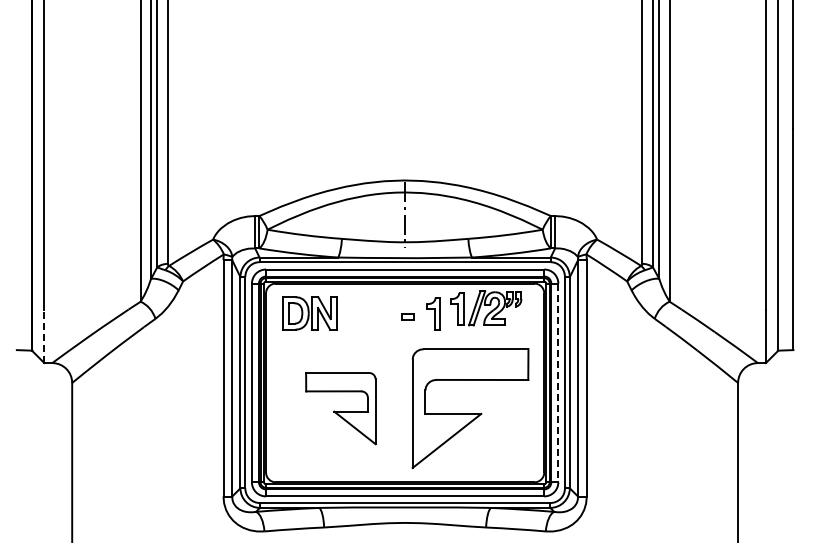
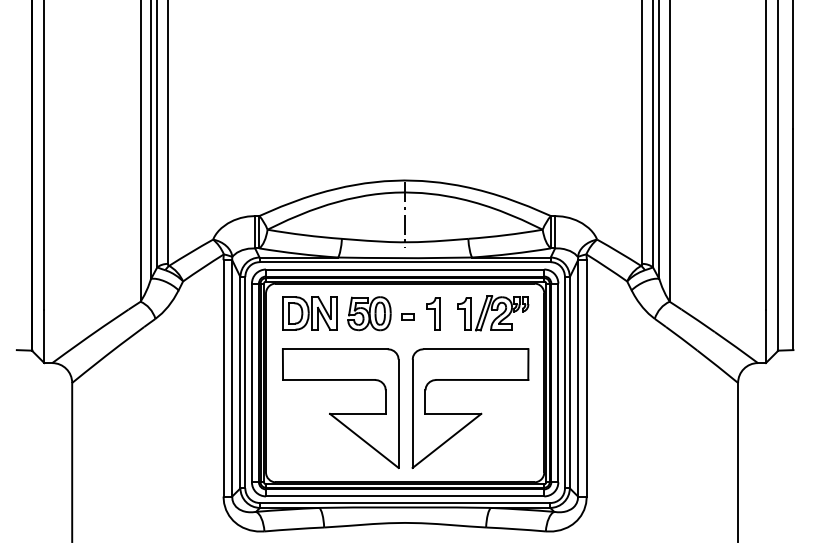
part position: (486, 308) -> (493, 313) (493, 313)
part: none -> present (369, 313)
line: dashed -> solid (44, 336)
line: dashed -> solid (558, 383)
part size: 72x74 px -> 118x121 px (340, 408)
